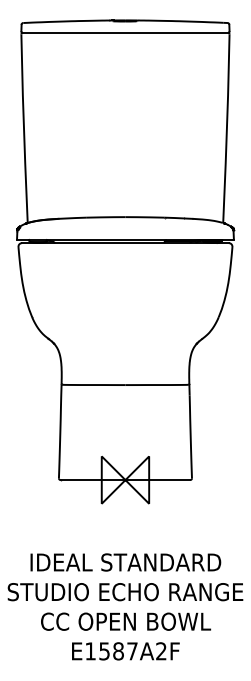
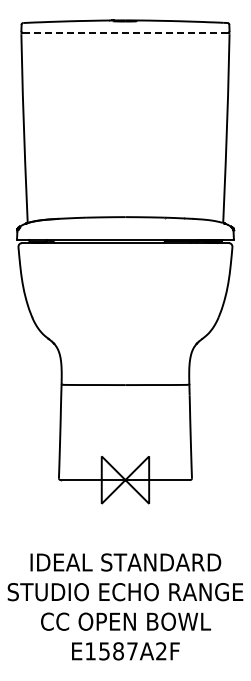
line: solid -> dashed (125, 32)
